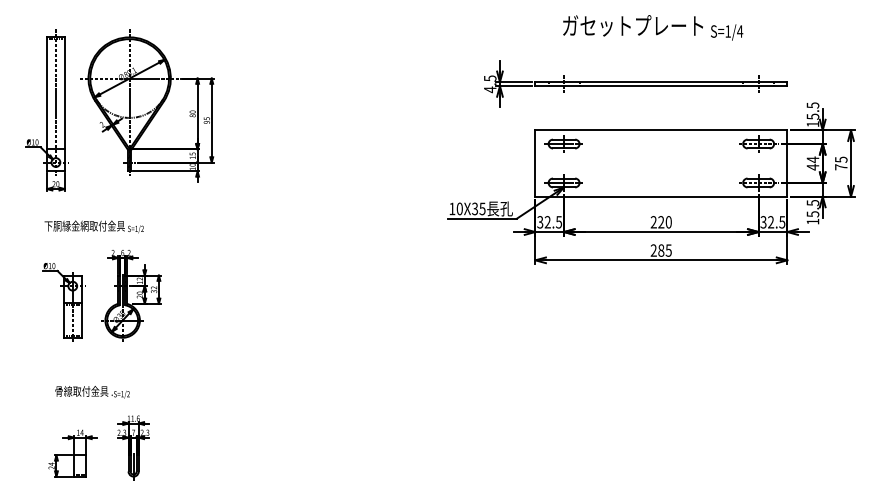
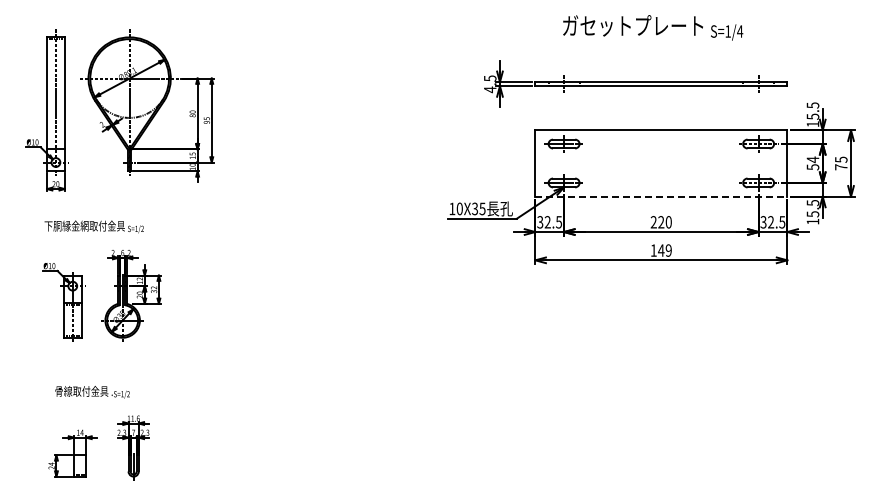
text: 44 -> 54 (812, 167)
line: solid -> dashed (661, 196)
text: 285 -> 149 (660, 250)
